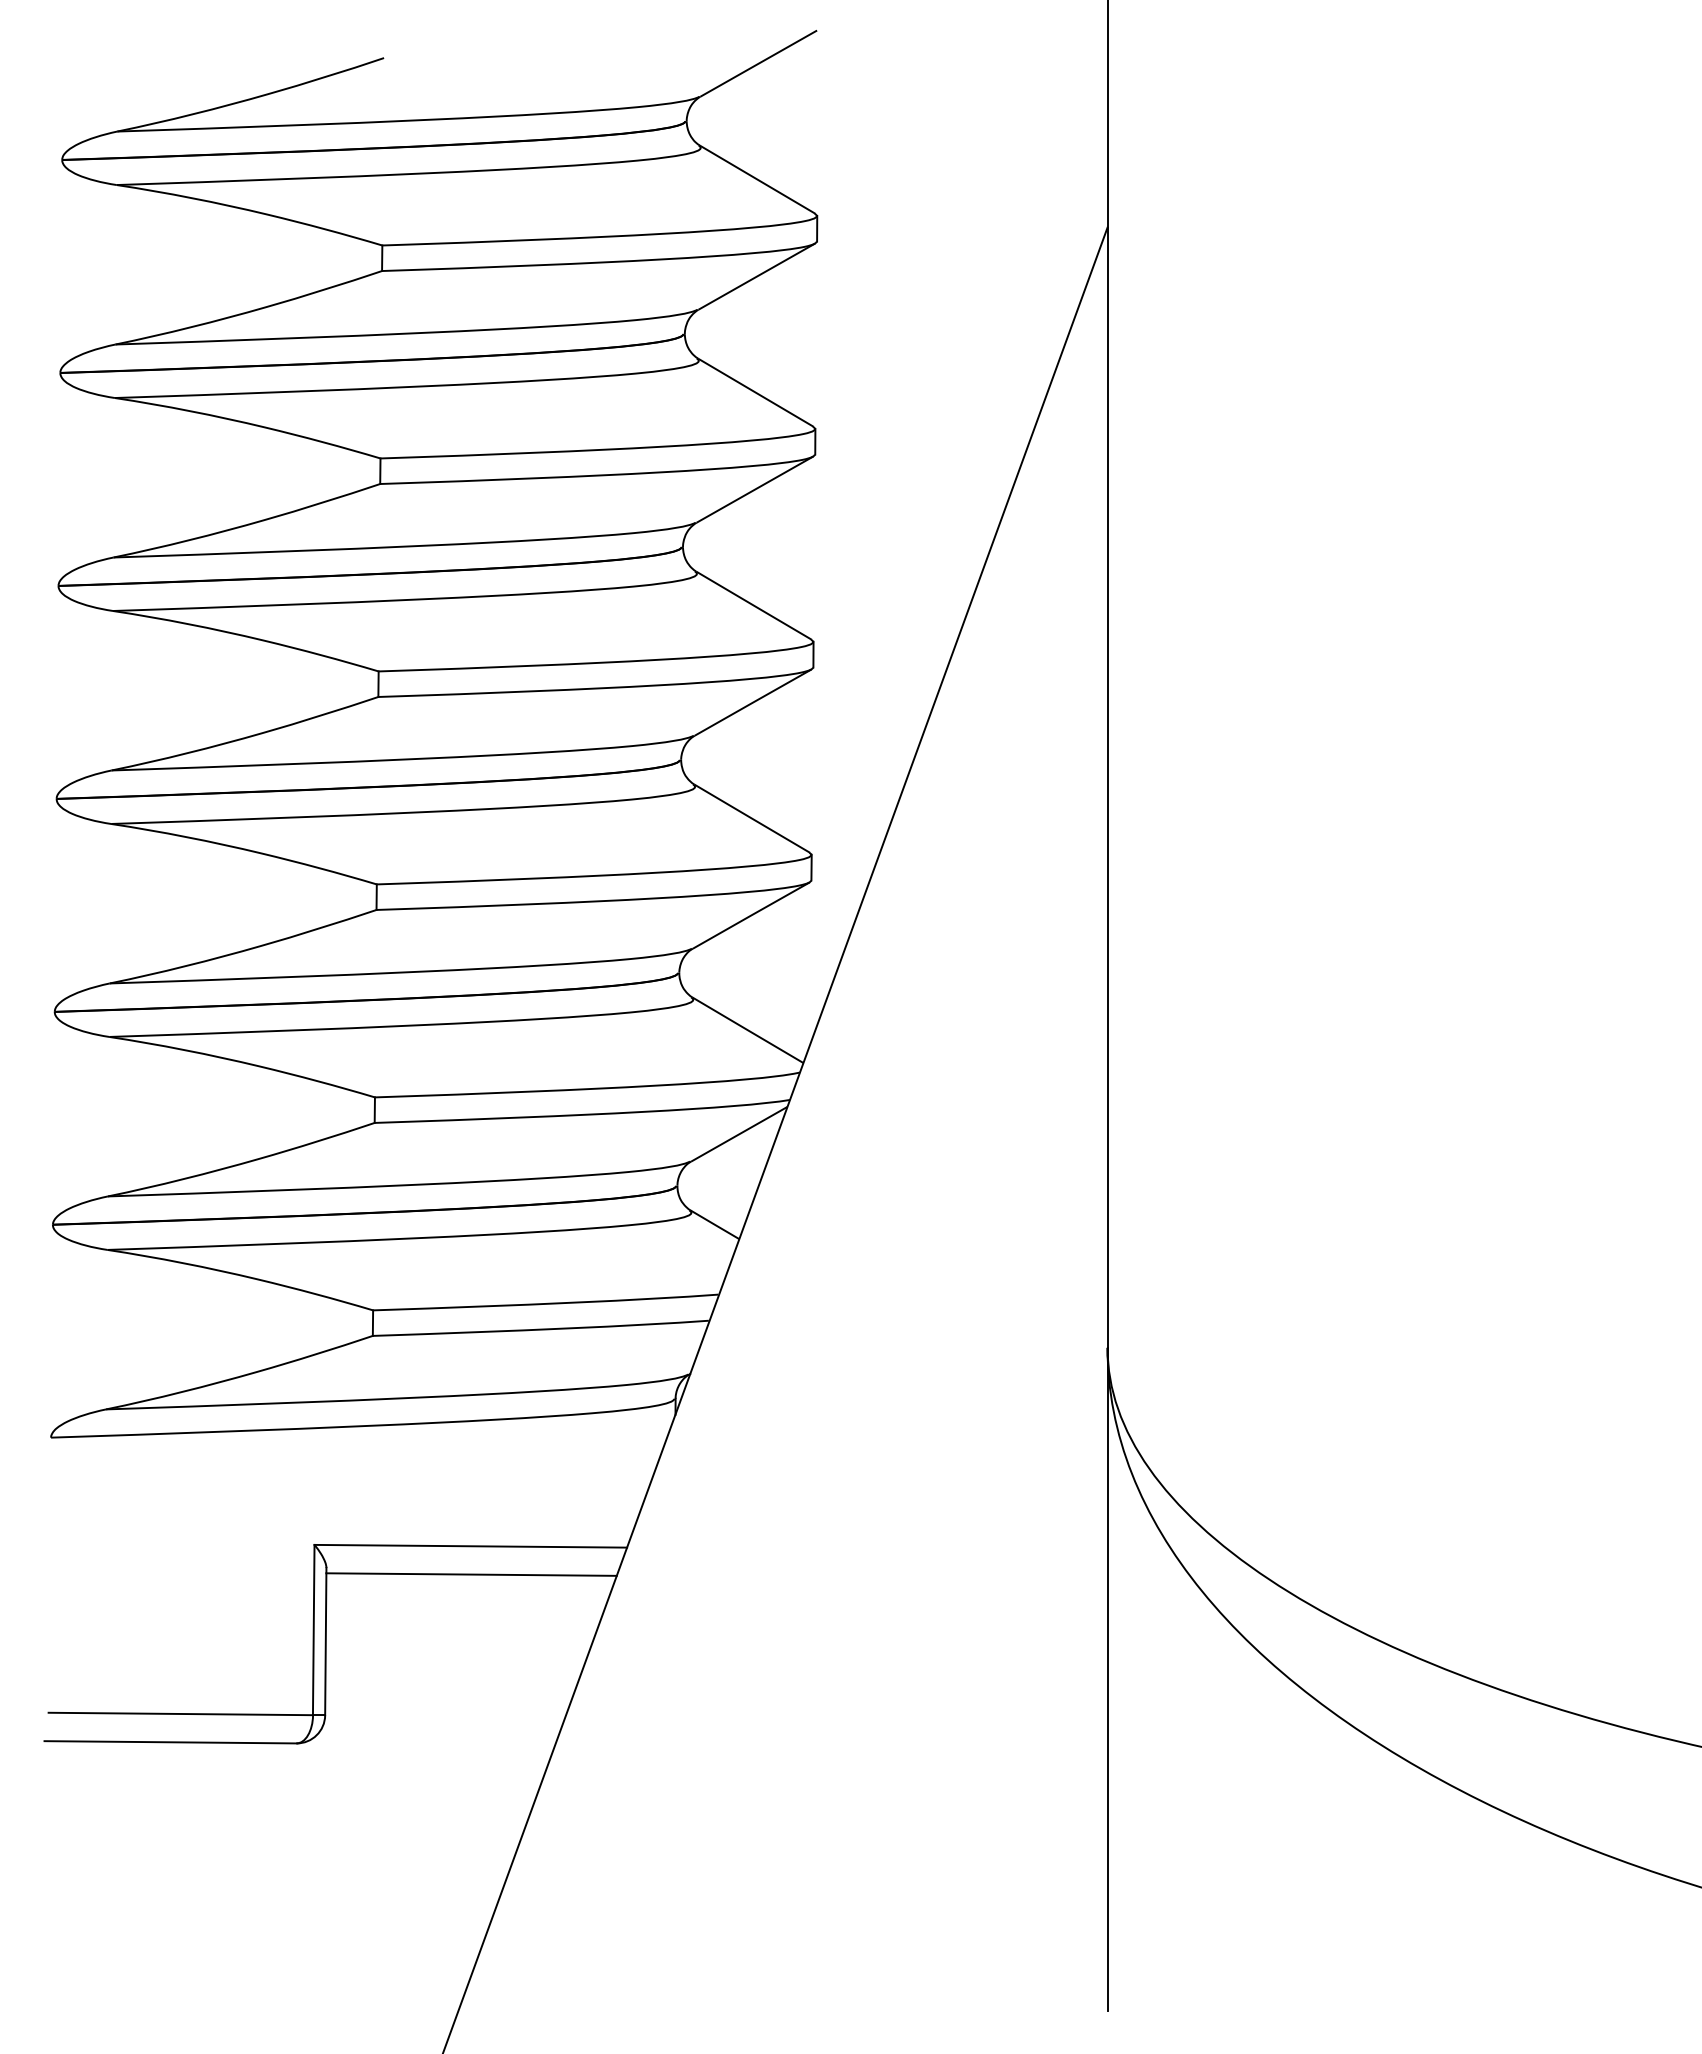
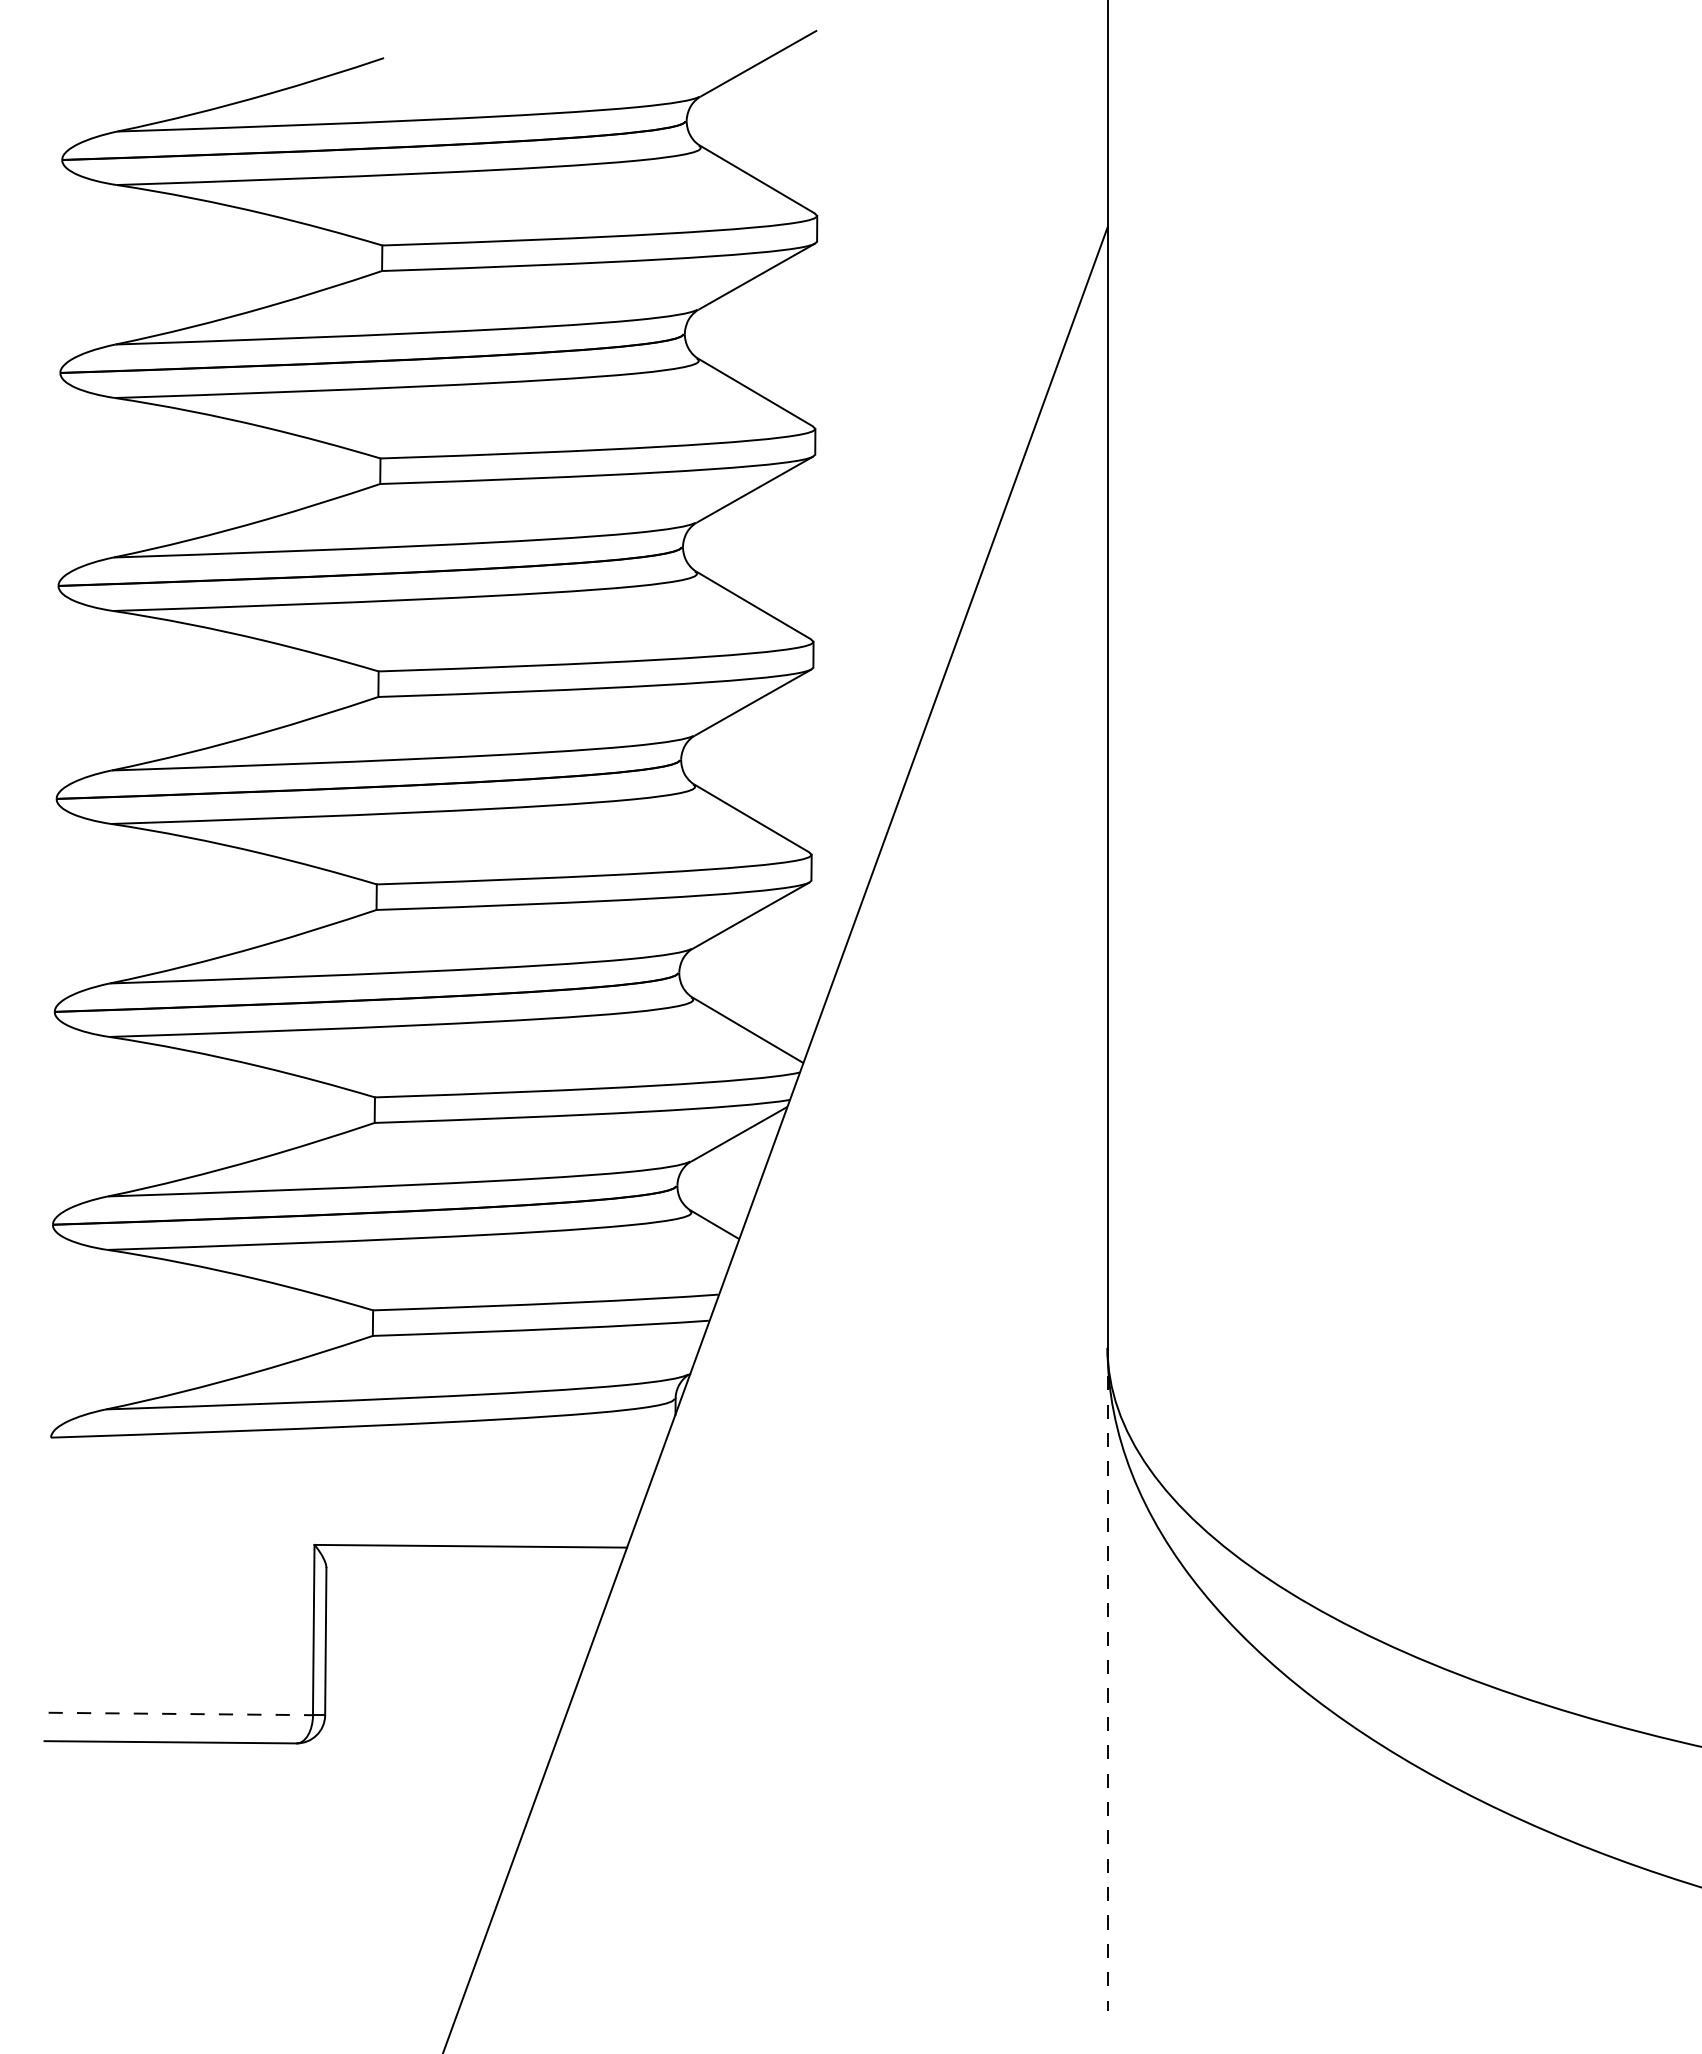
line: present -> none (471, 1574)
line: solid -> dashed (1107, 1679)
line: solid -> dashed (181, 1713)
